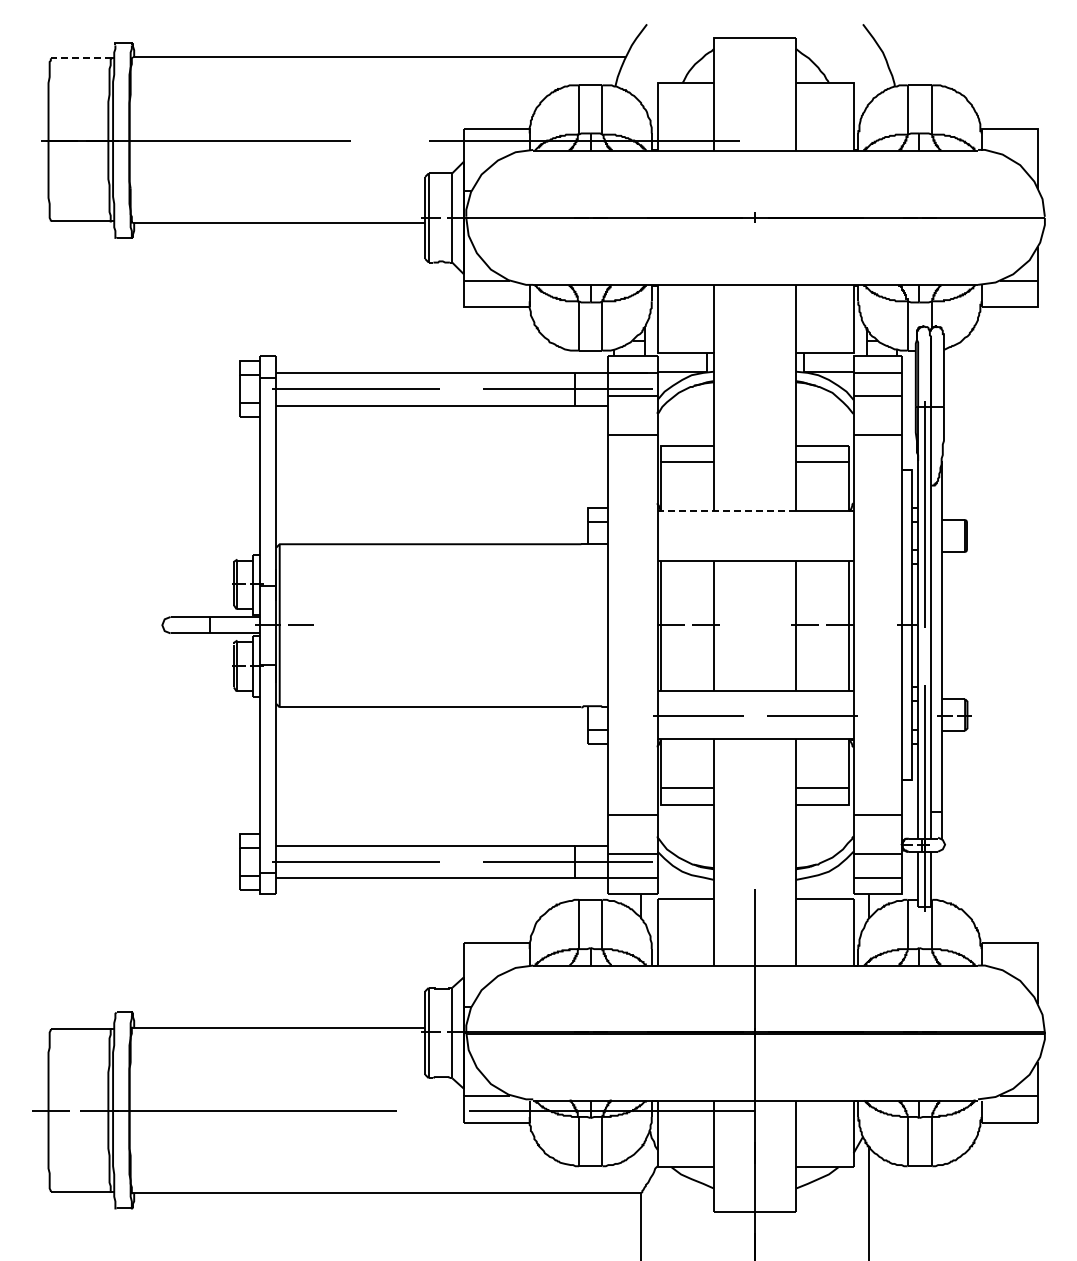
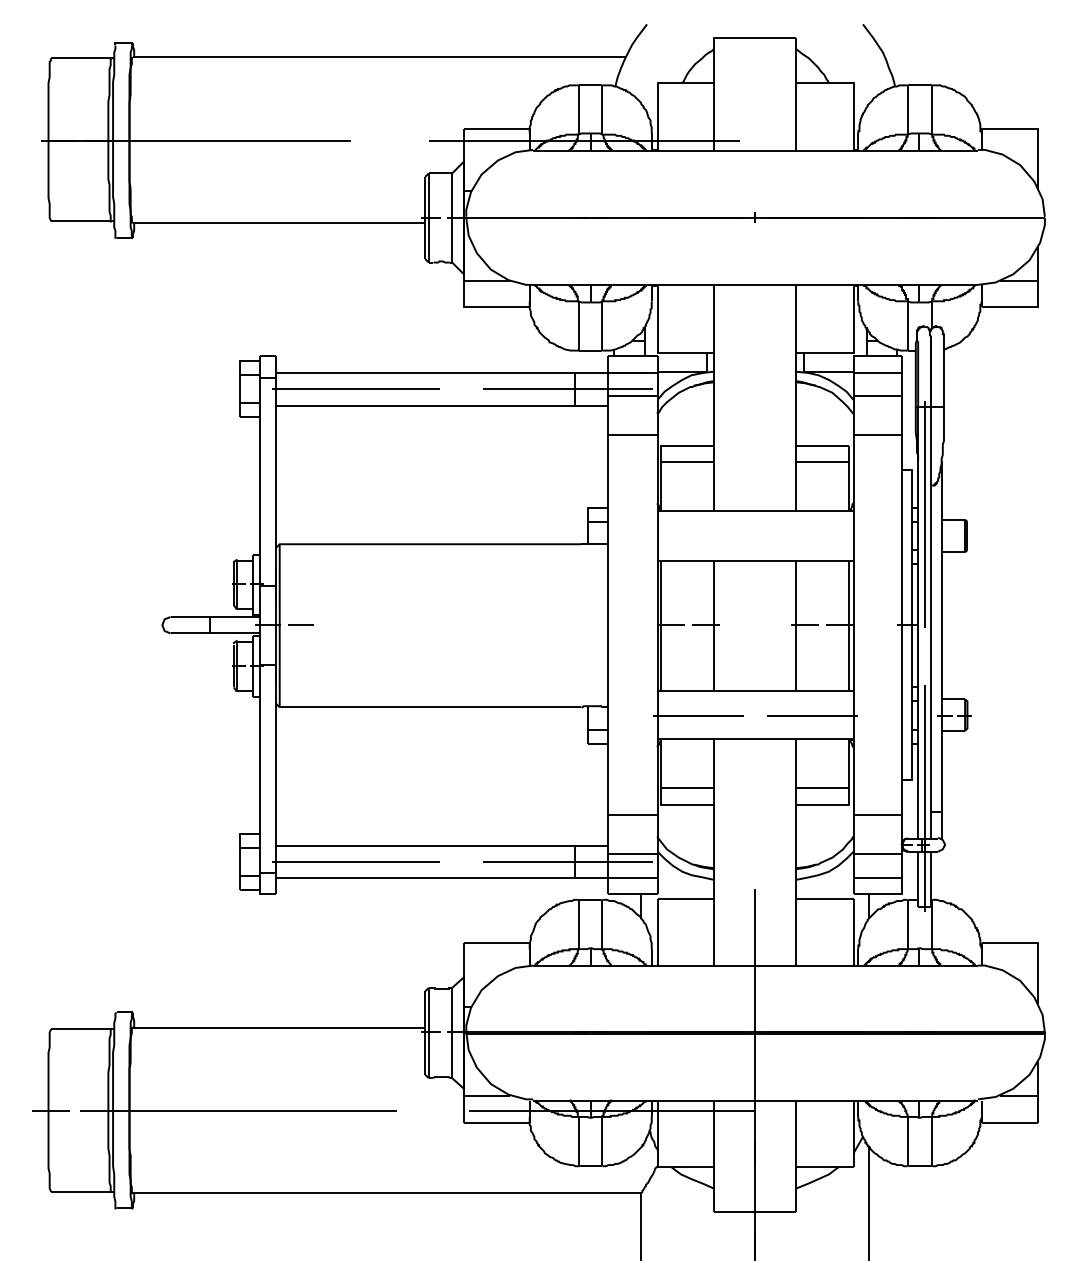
line: dashed -> solid (81, 58)
line: dashed -> solid (726, 511)
